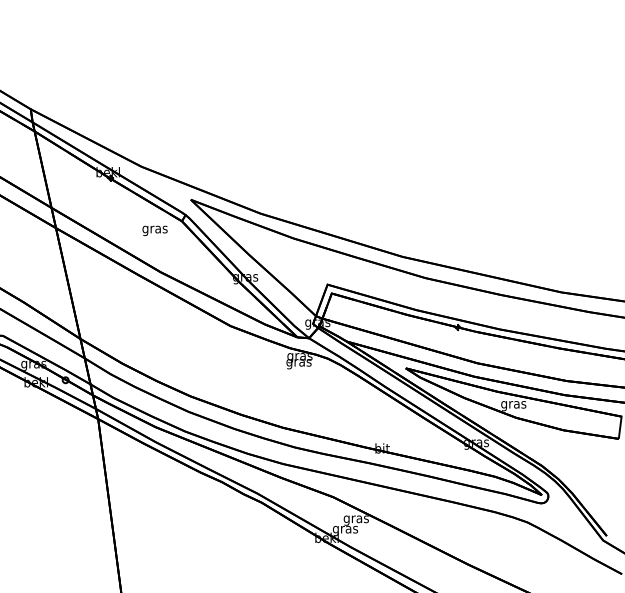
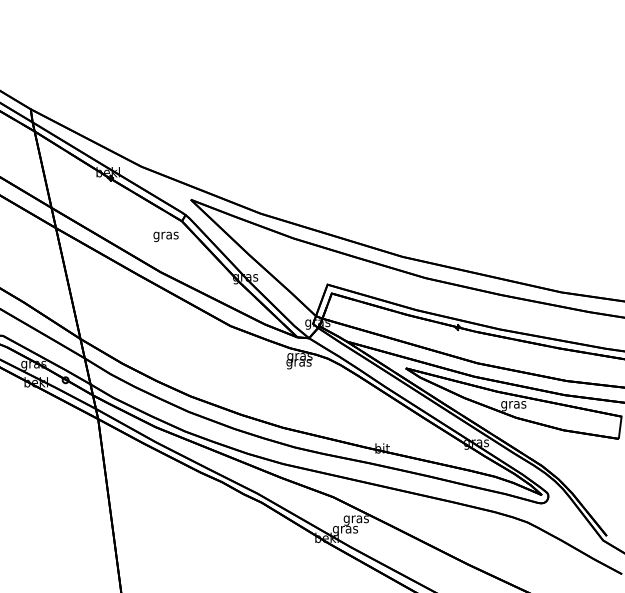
text position: (154, 230) -> (165, 236) (165, 236)
